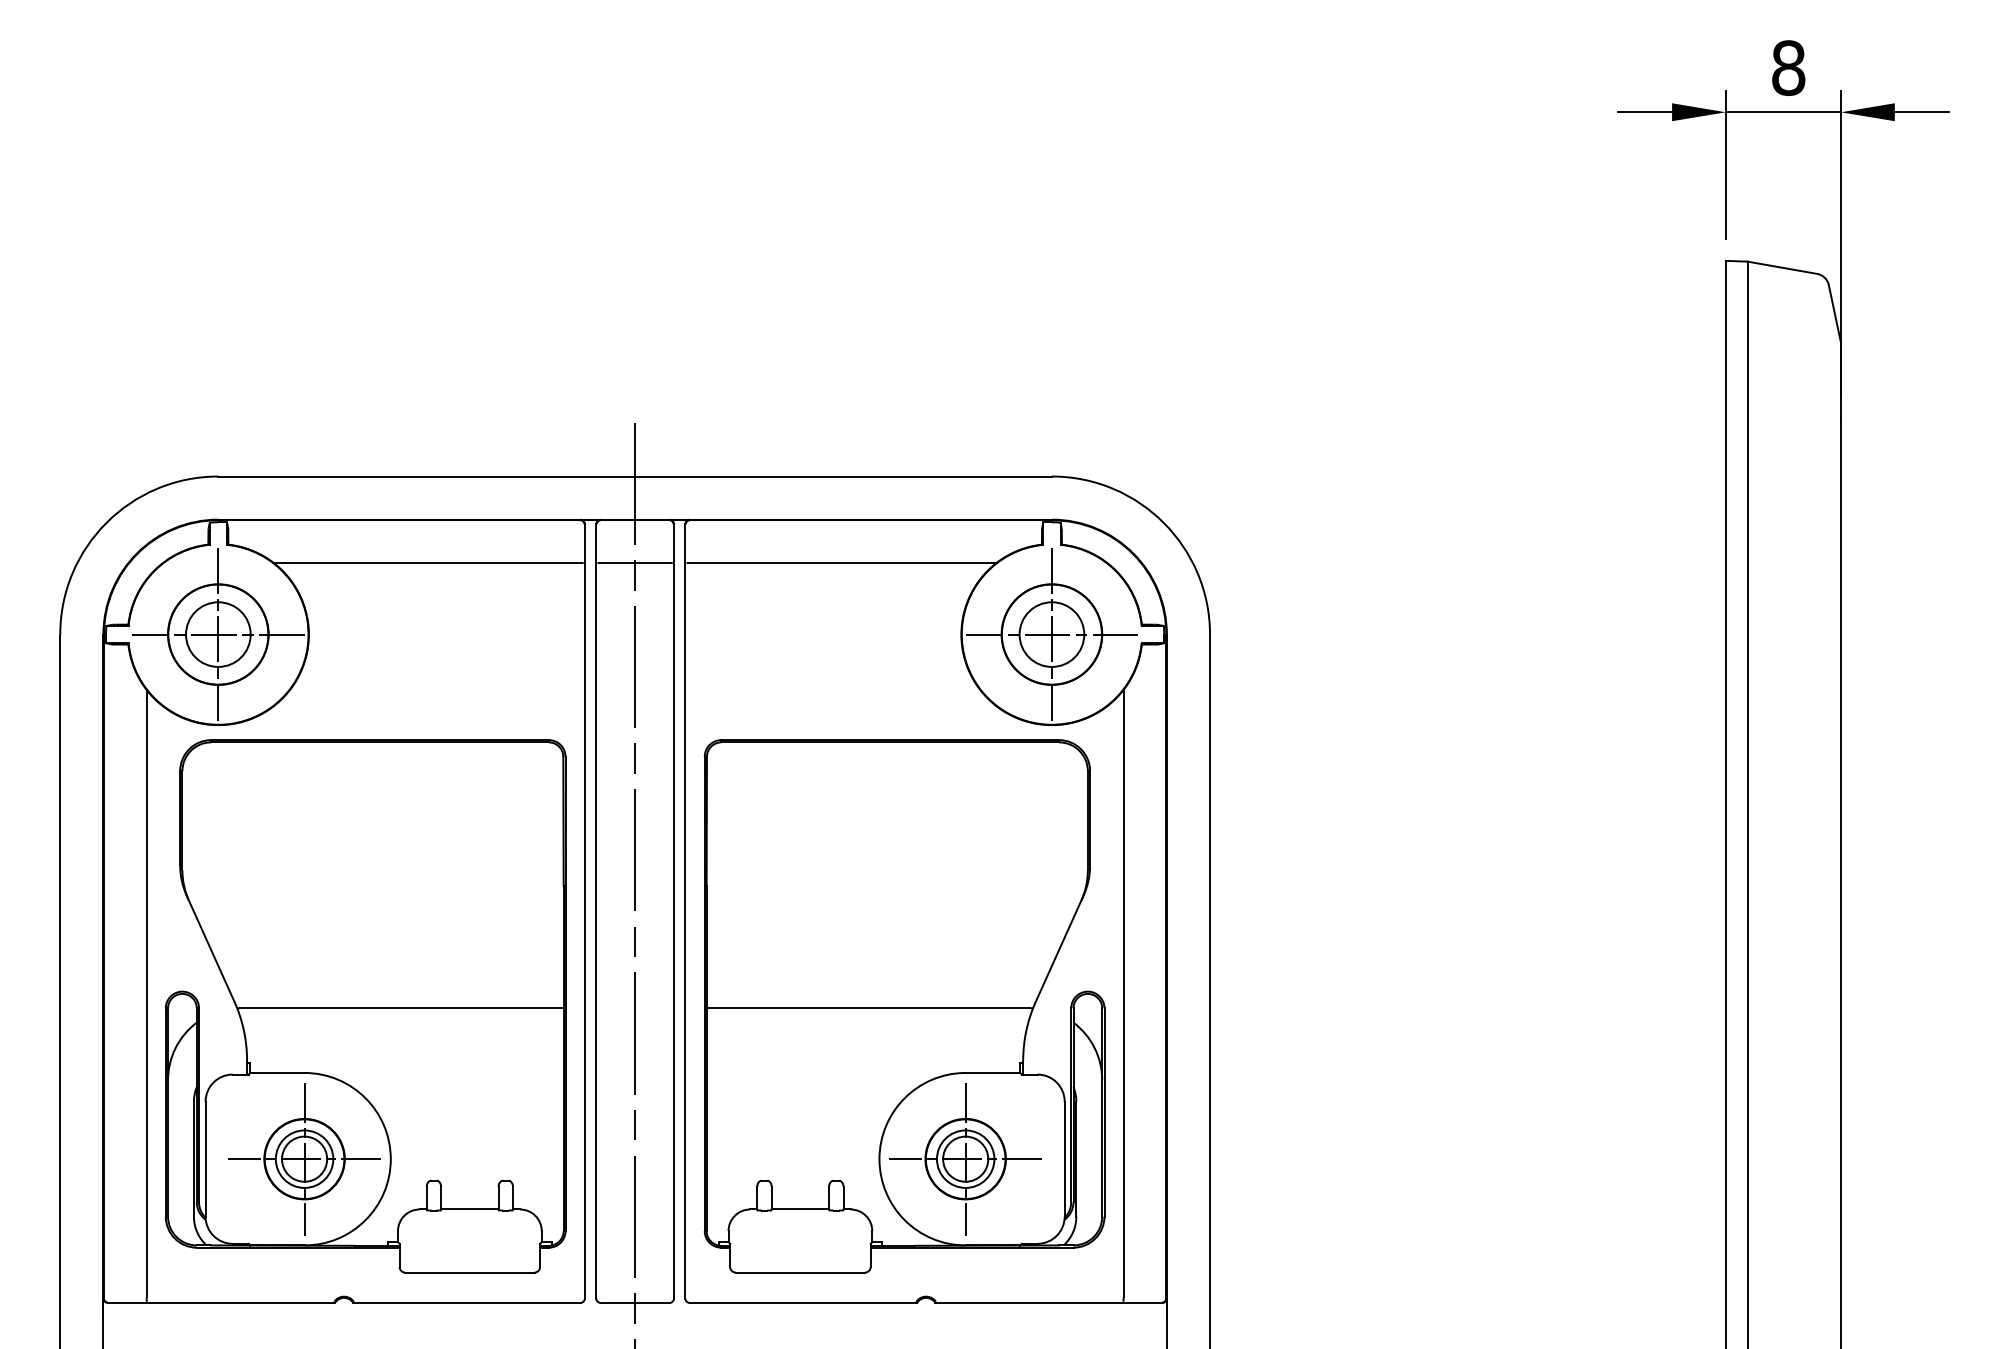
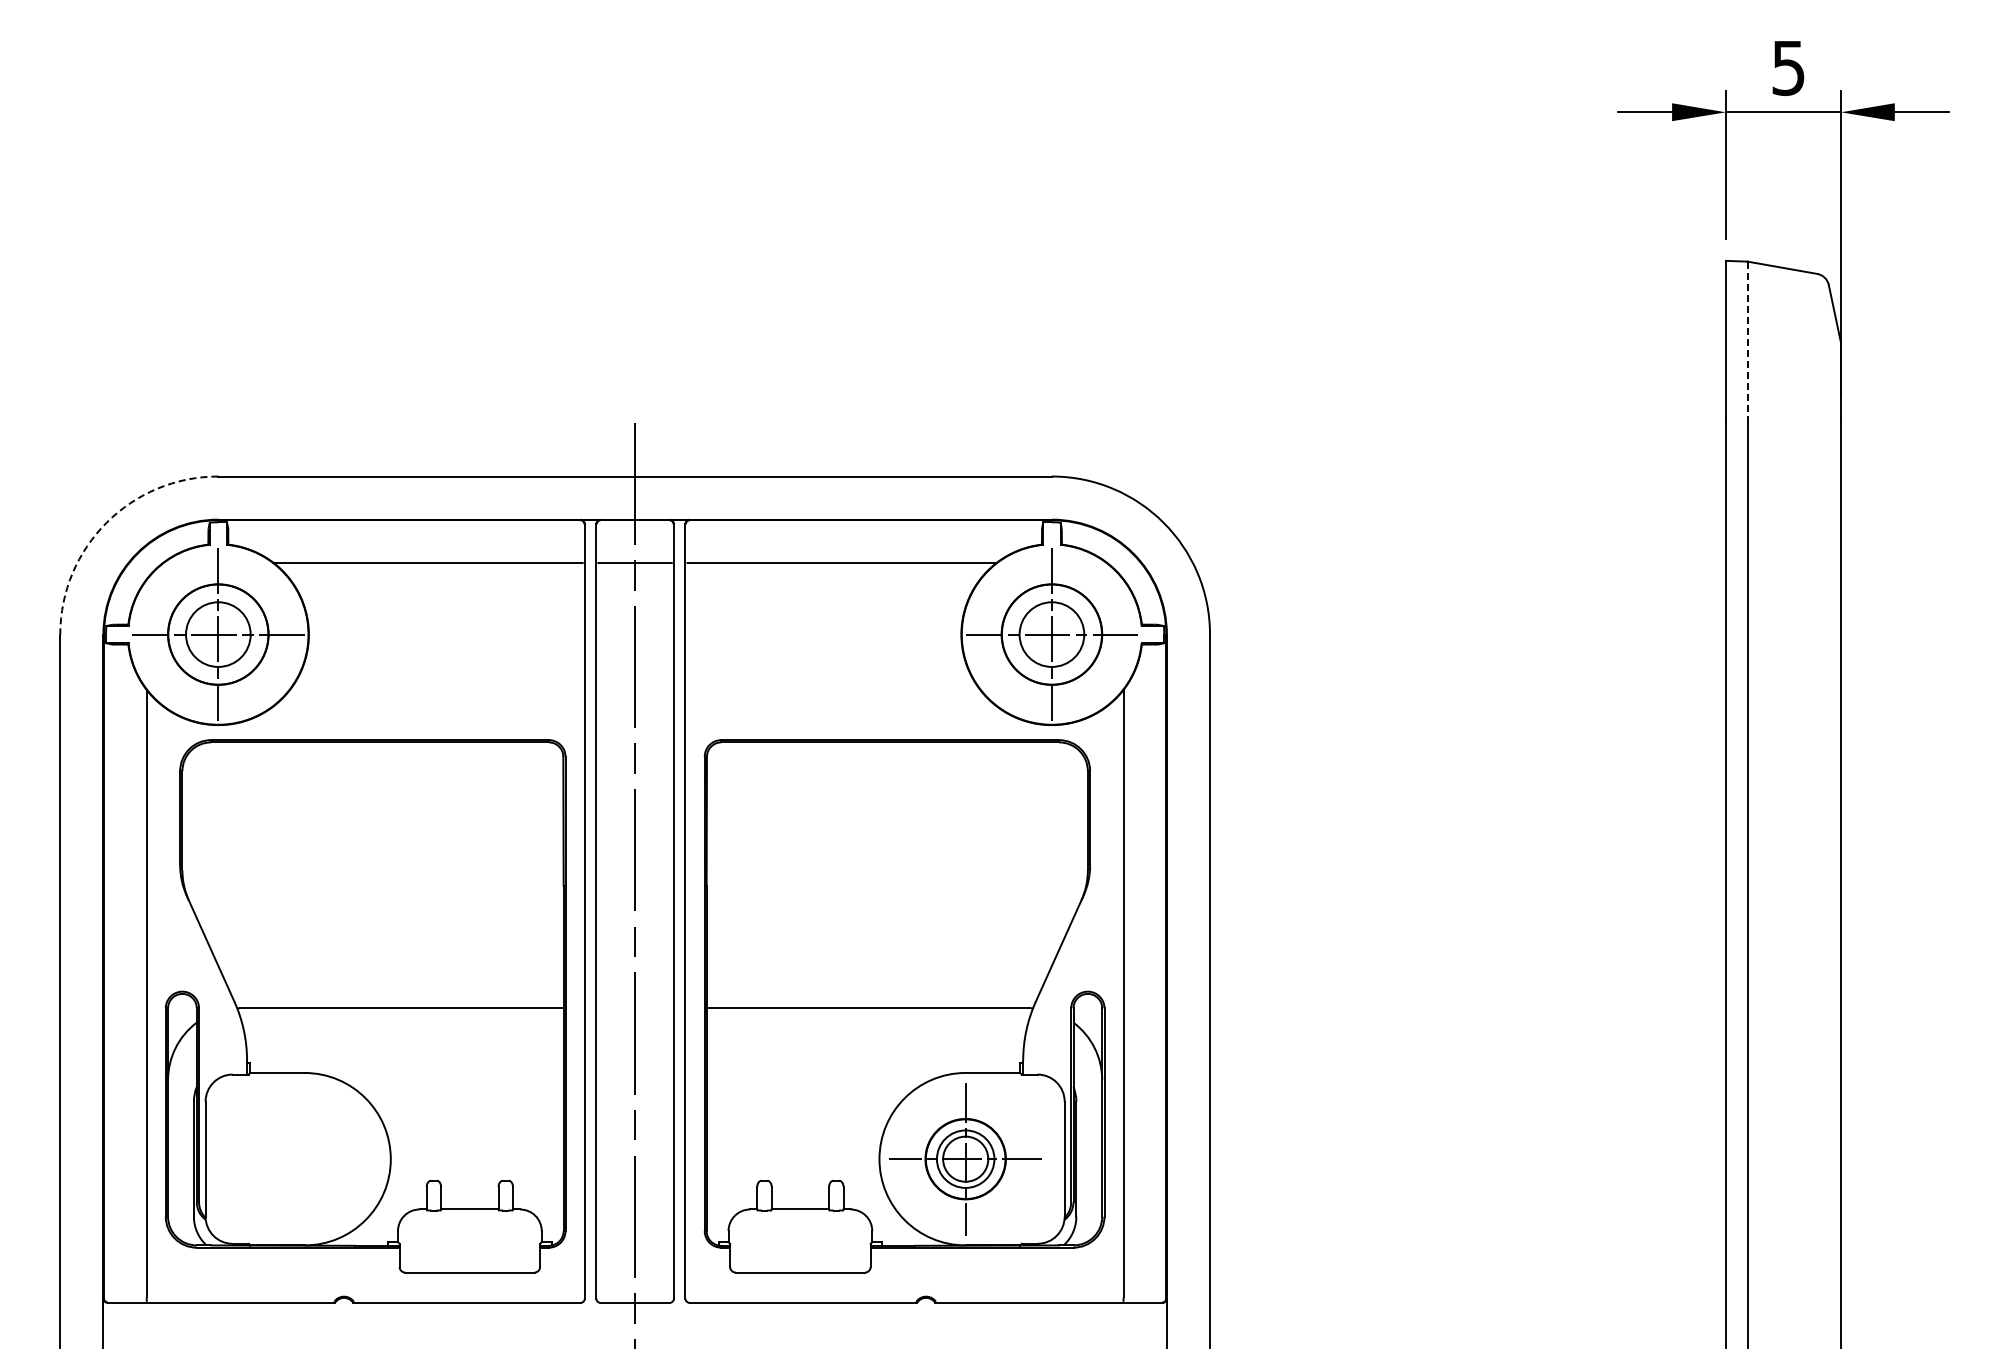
text: 8 -> 5 (1788, 67)
line: solid -> dashed (1747, 340)
arc: solid -> dashed (106, 522)
part: present -> none (304, 1159)
